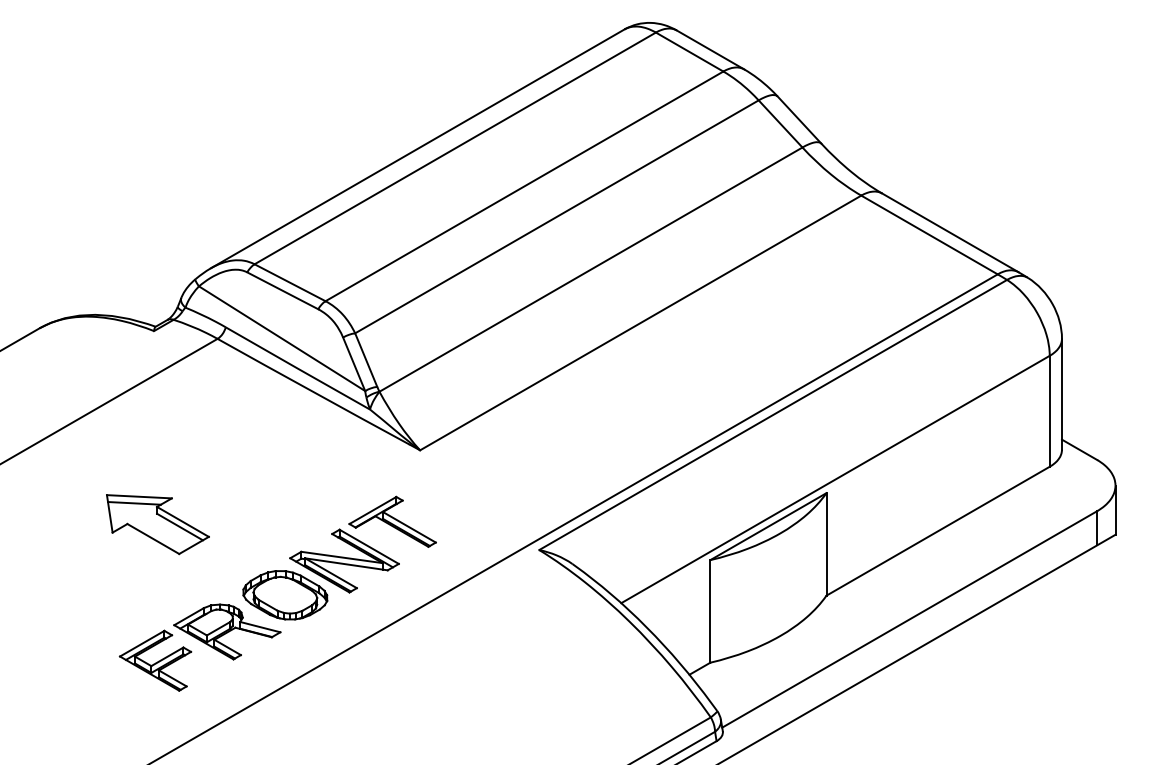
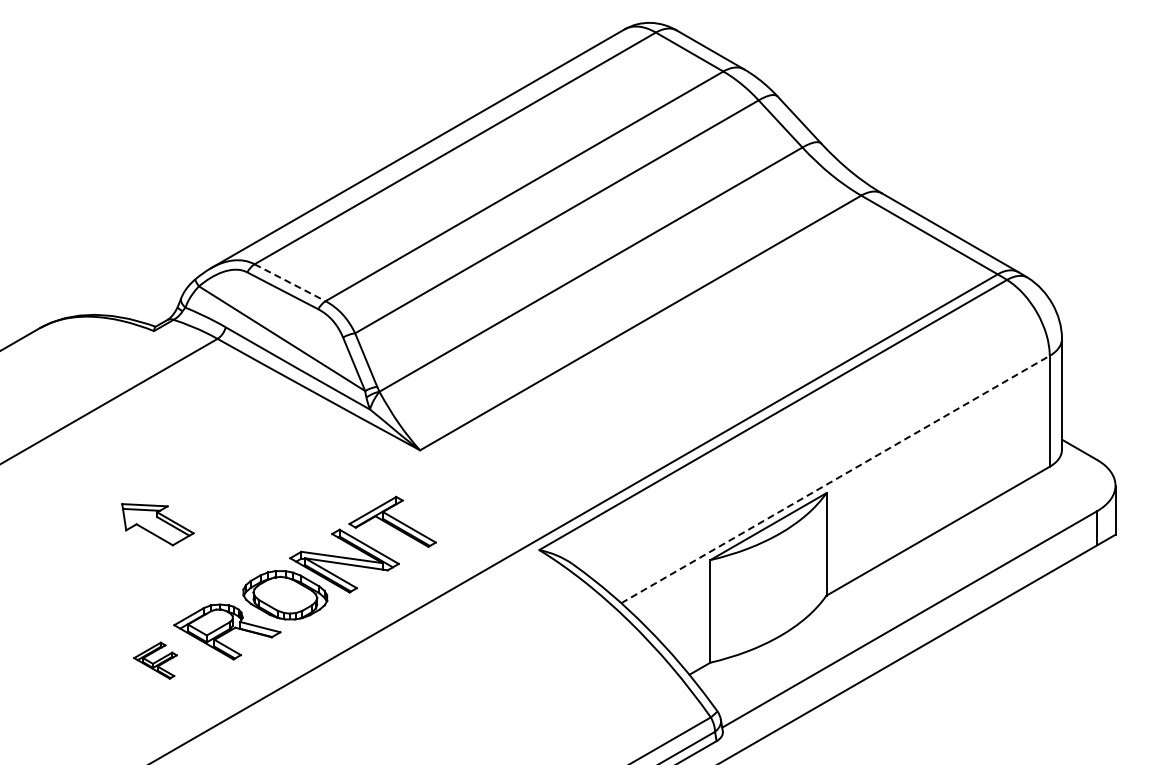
line: solid -> dashed (290, 282)
line: solid -> dashed (835, 479)
part size: 104x62 px -> 74x44 px (157, 524)
part size: 75x63 px -> 45x39 px (155, 660)
